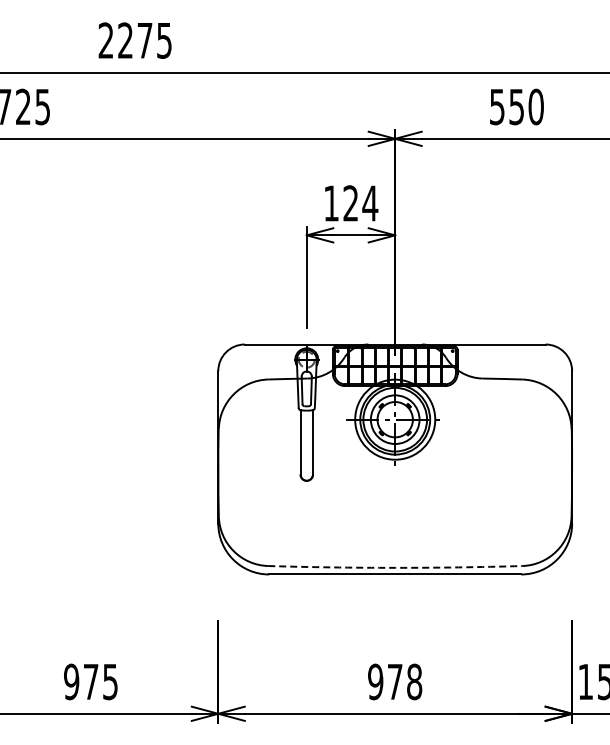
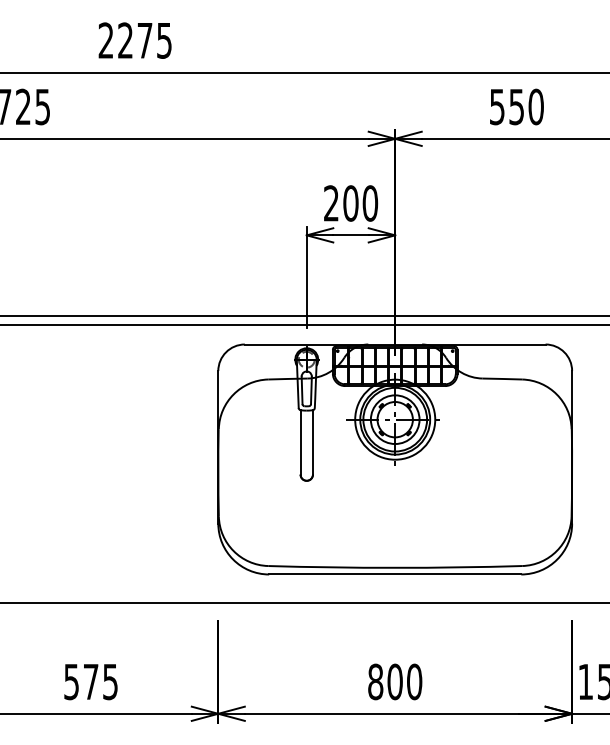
text: 124 -> 200 (351, 203)
line: none -> present (304, 315)
line: none -> present (304, 324)
arc: dashed -> solid (395, 567)
line: none -> present (304, 603)
text: 975 -> 575 (71, 681)
text: 978 -> 800 (395, 681)
